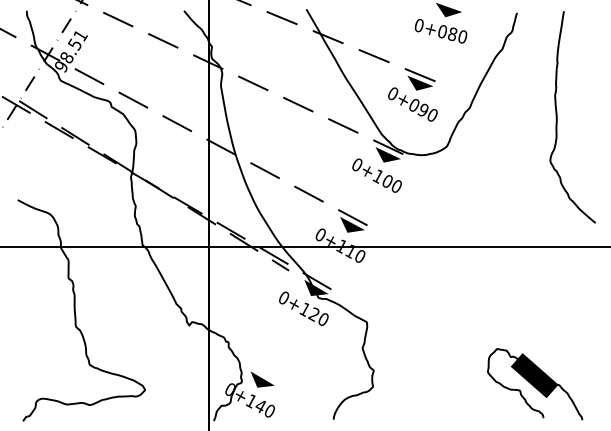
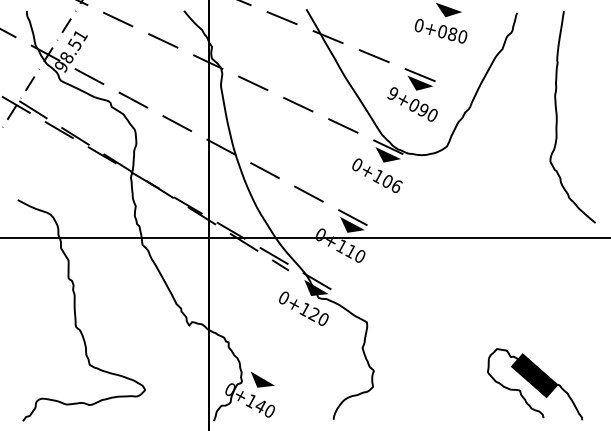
text: 0+090 -> 9+090 (391, 93)
text: 0+100 -> 0+106 (397, 186)
line position: (304, 247) -> (304, 238) (304, 238)
